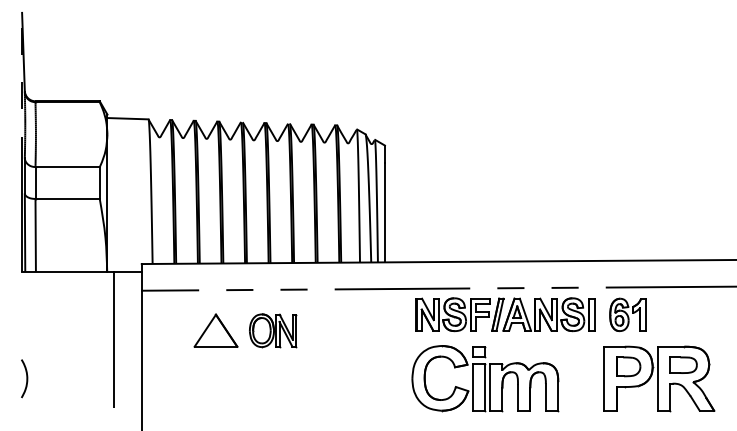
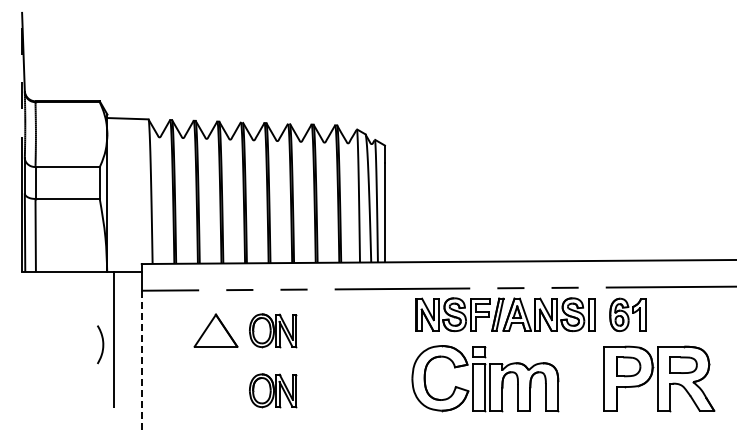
line: solid -> dashed (141, 360)
curve position: (26, 378) -> (102, 344) (102, 344)
part: none -> present (273, 390)
